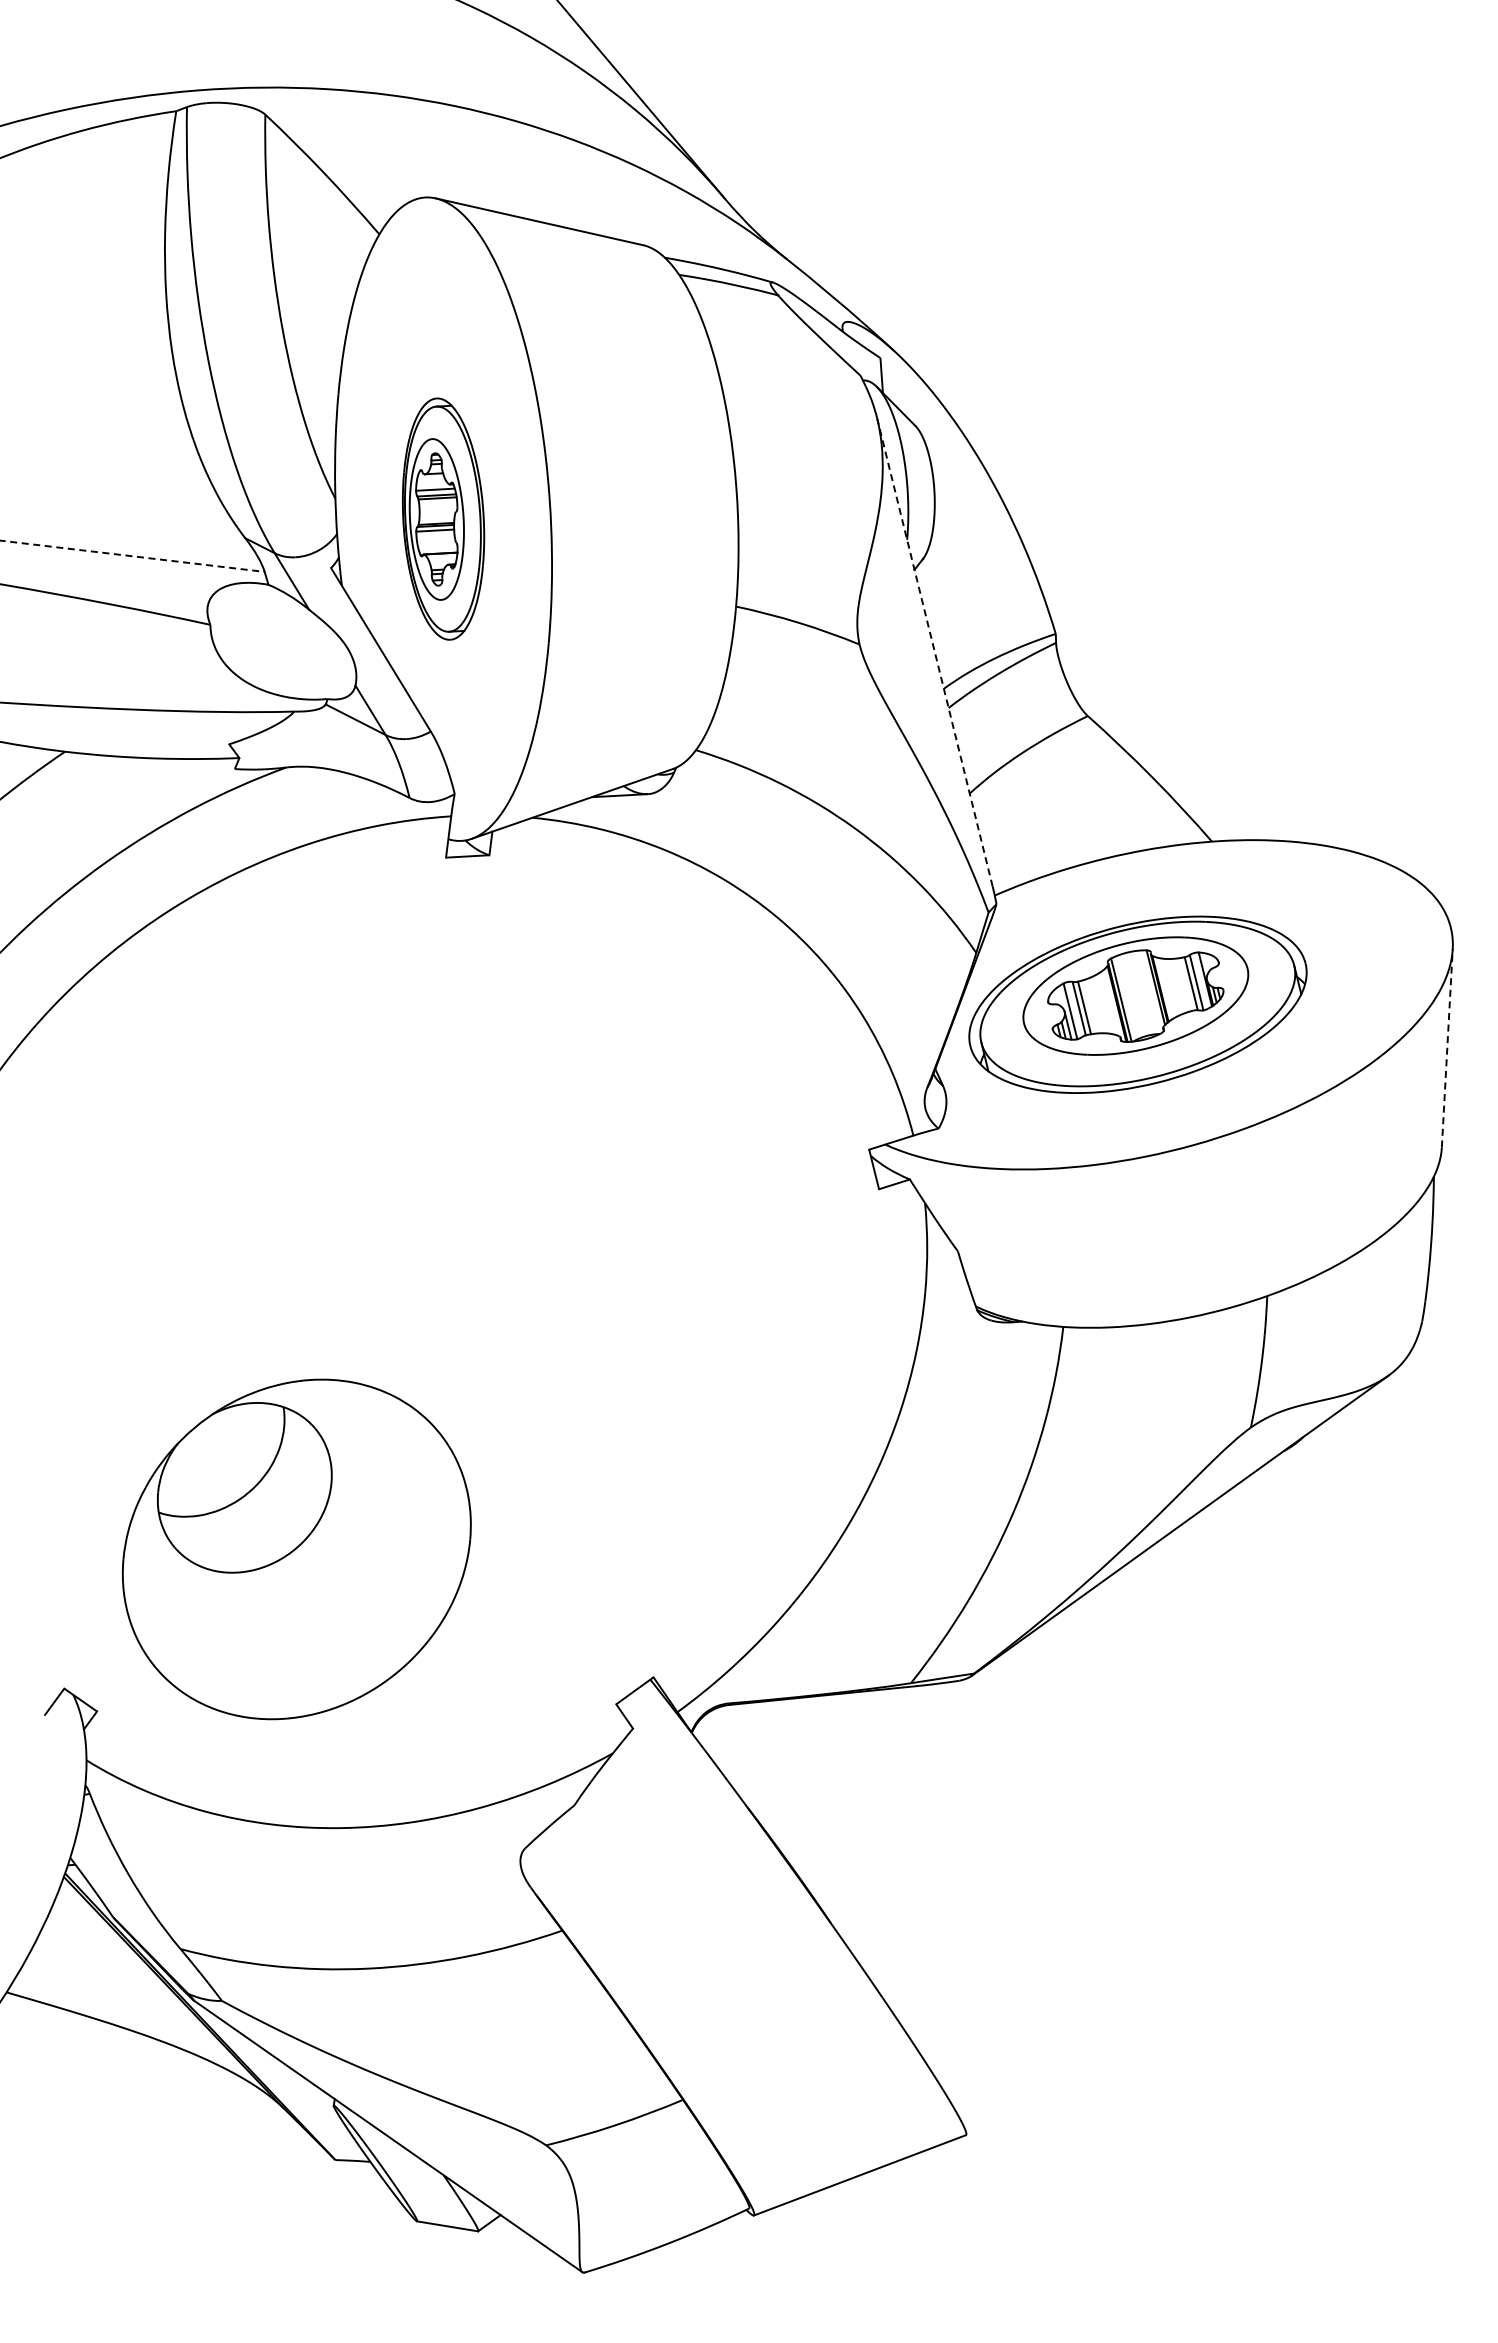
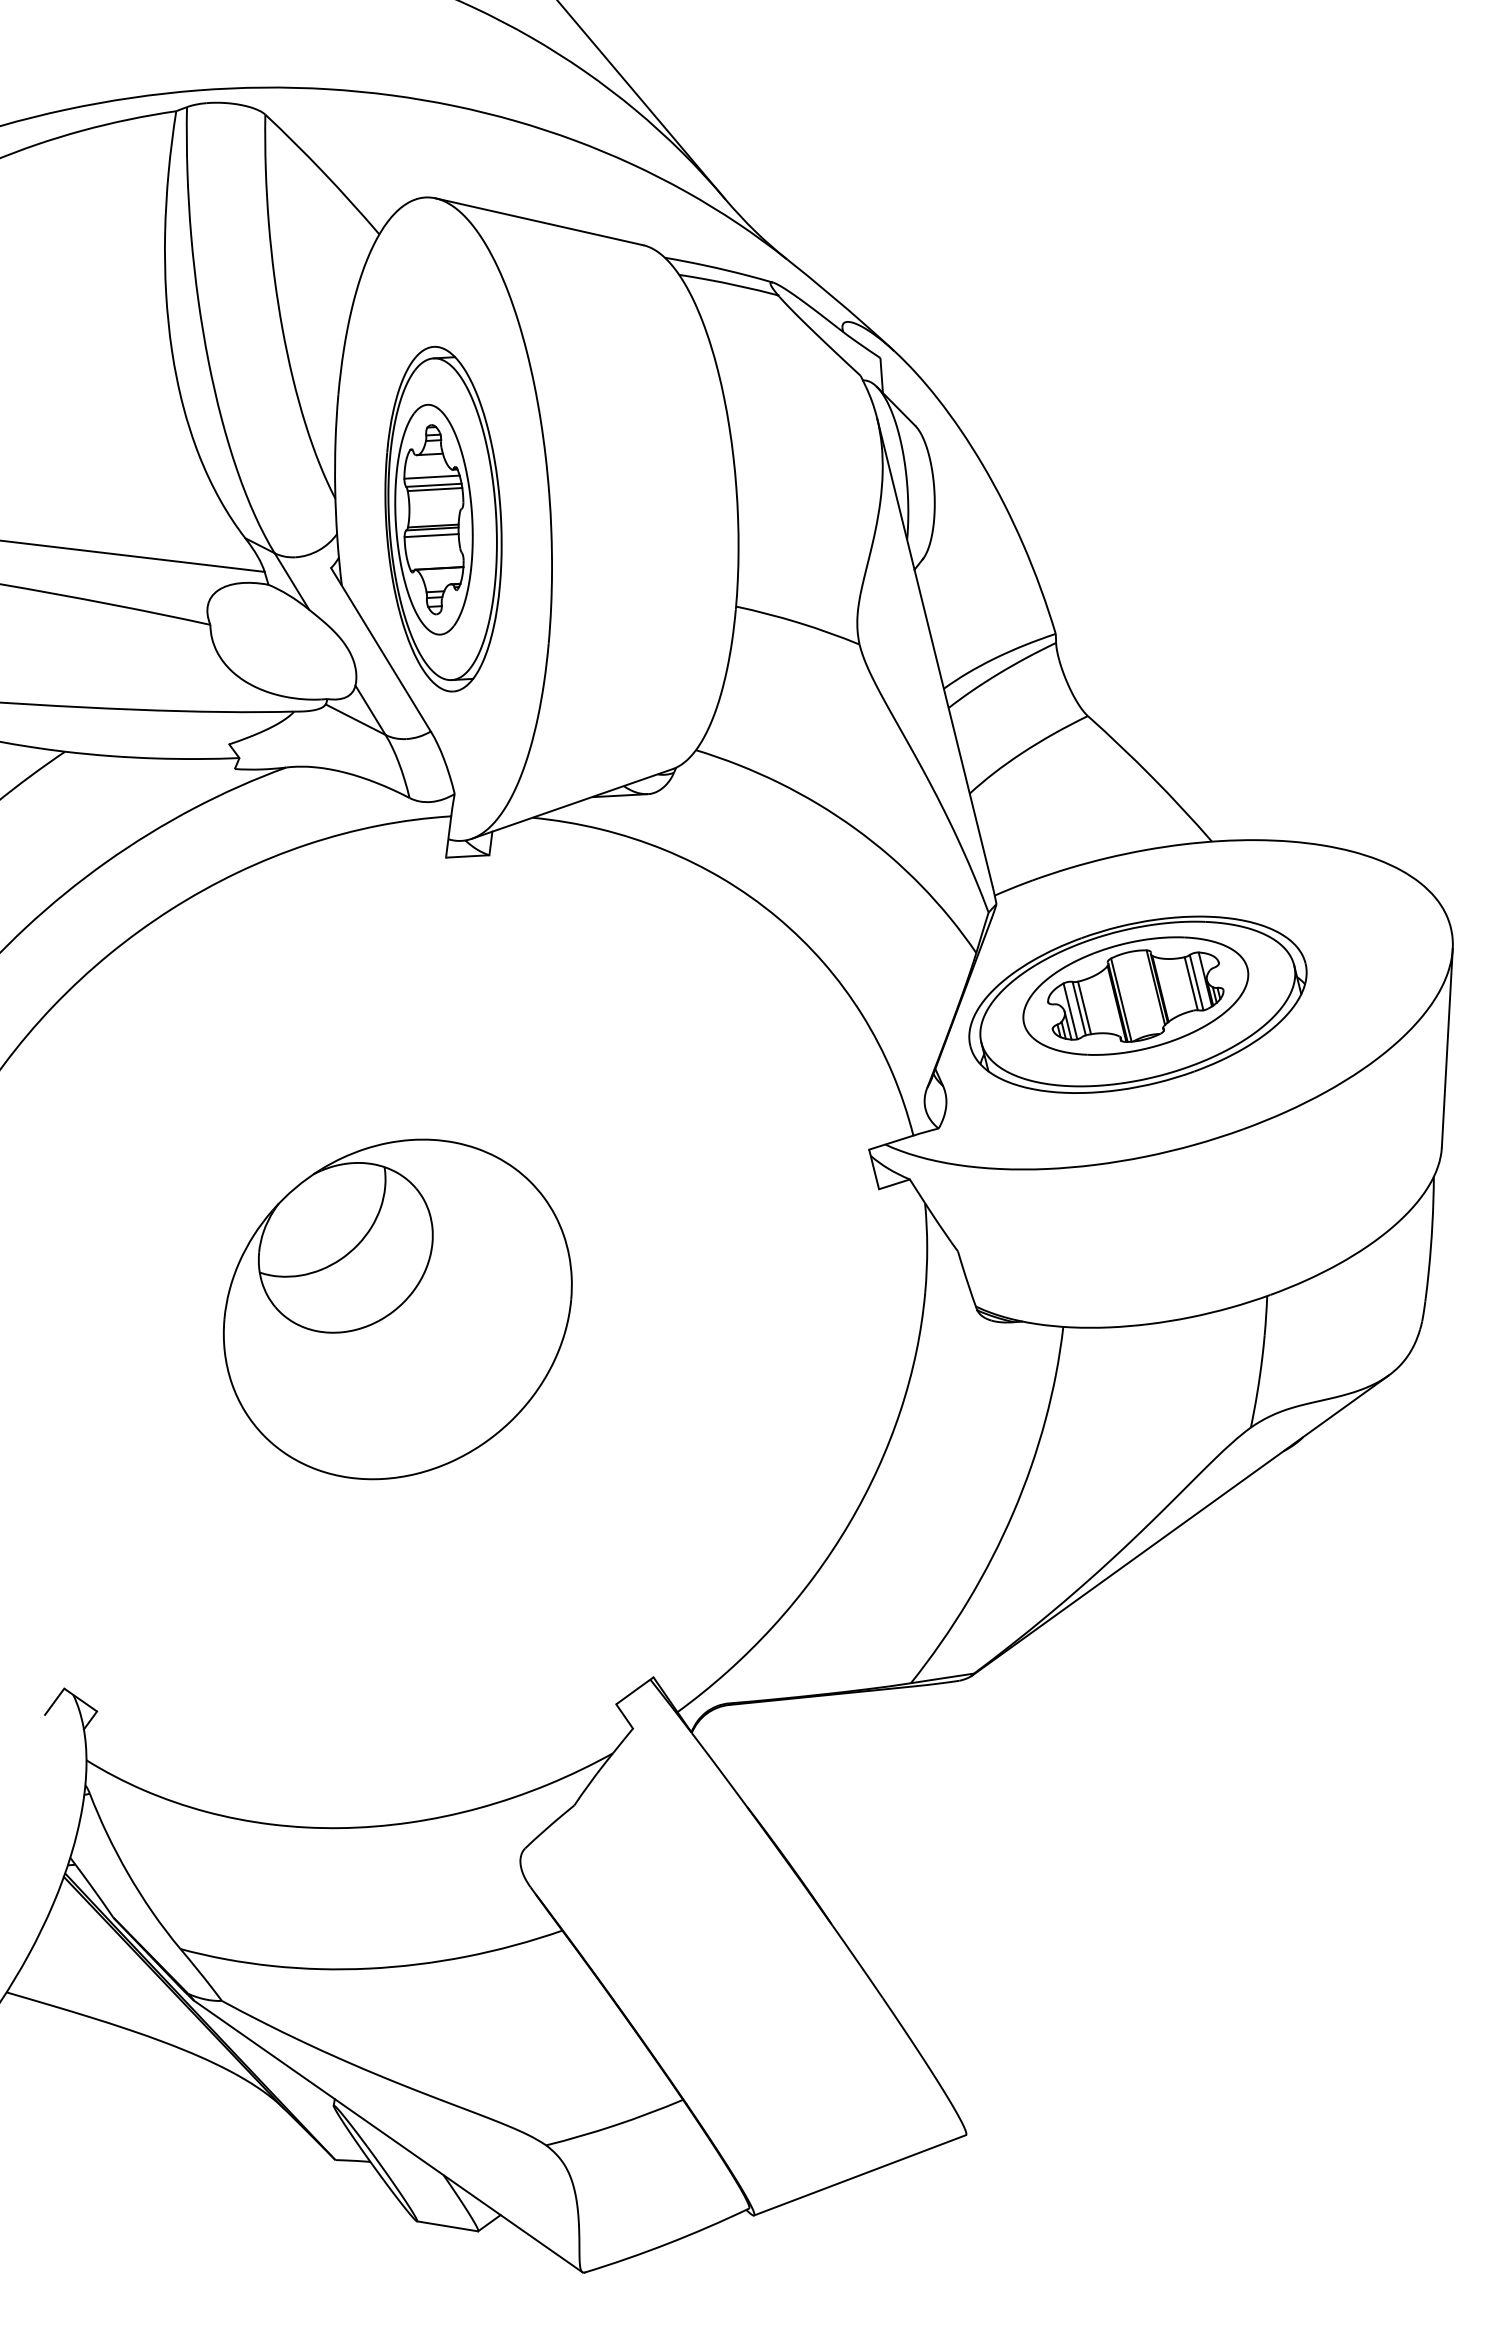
part size: 84x244 px -> 119x348 px (443, 518)
line: dashed -> solid (132, 556)
line: dashed -> solid (934, 652)
line: dashed -> solid (1447, 1047)
part position: (296, 1549) -> (397, 1309) (397, 1309)
